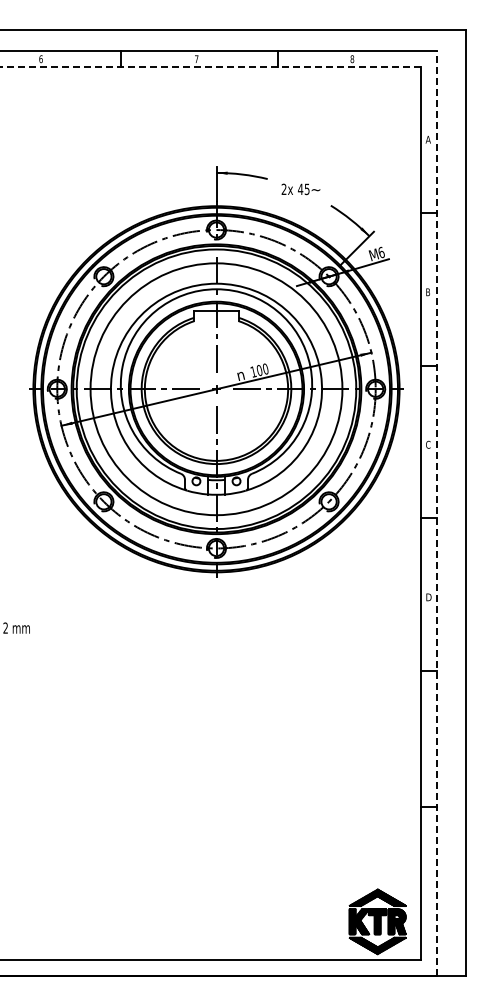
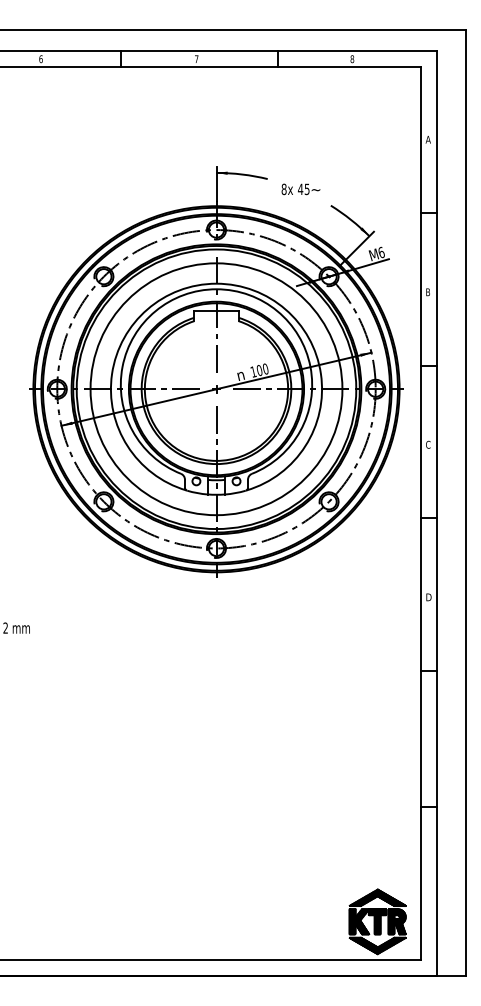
line: dashed -> solid (210, 66)
text: 2x -> 8x (283, 189)
line: dashed -> solid (436, 513)
